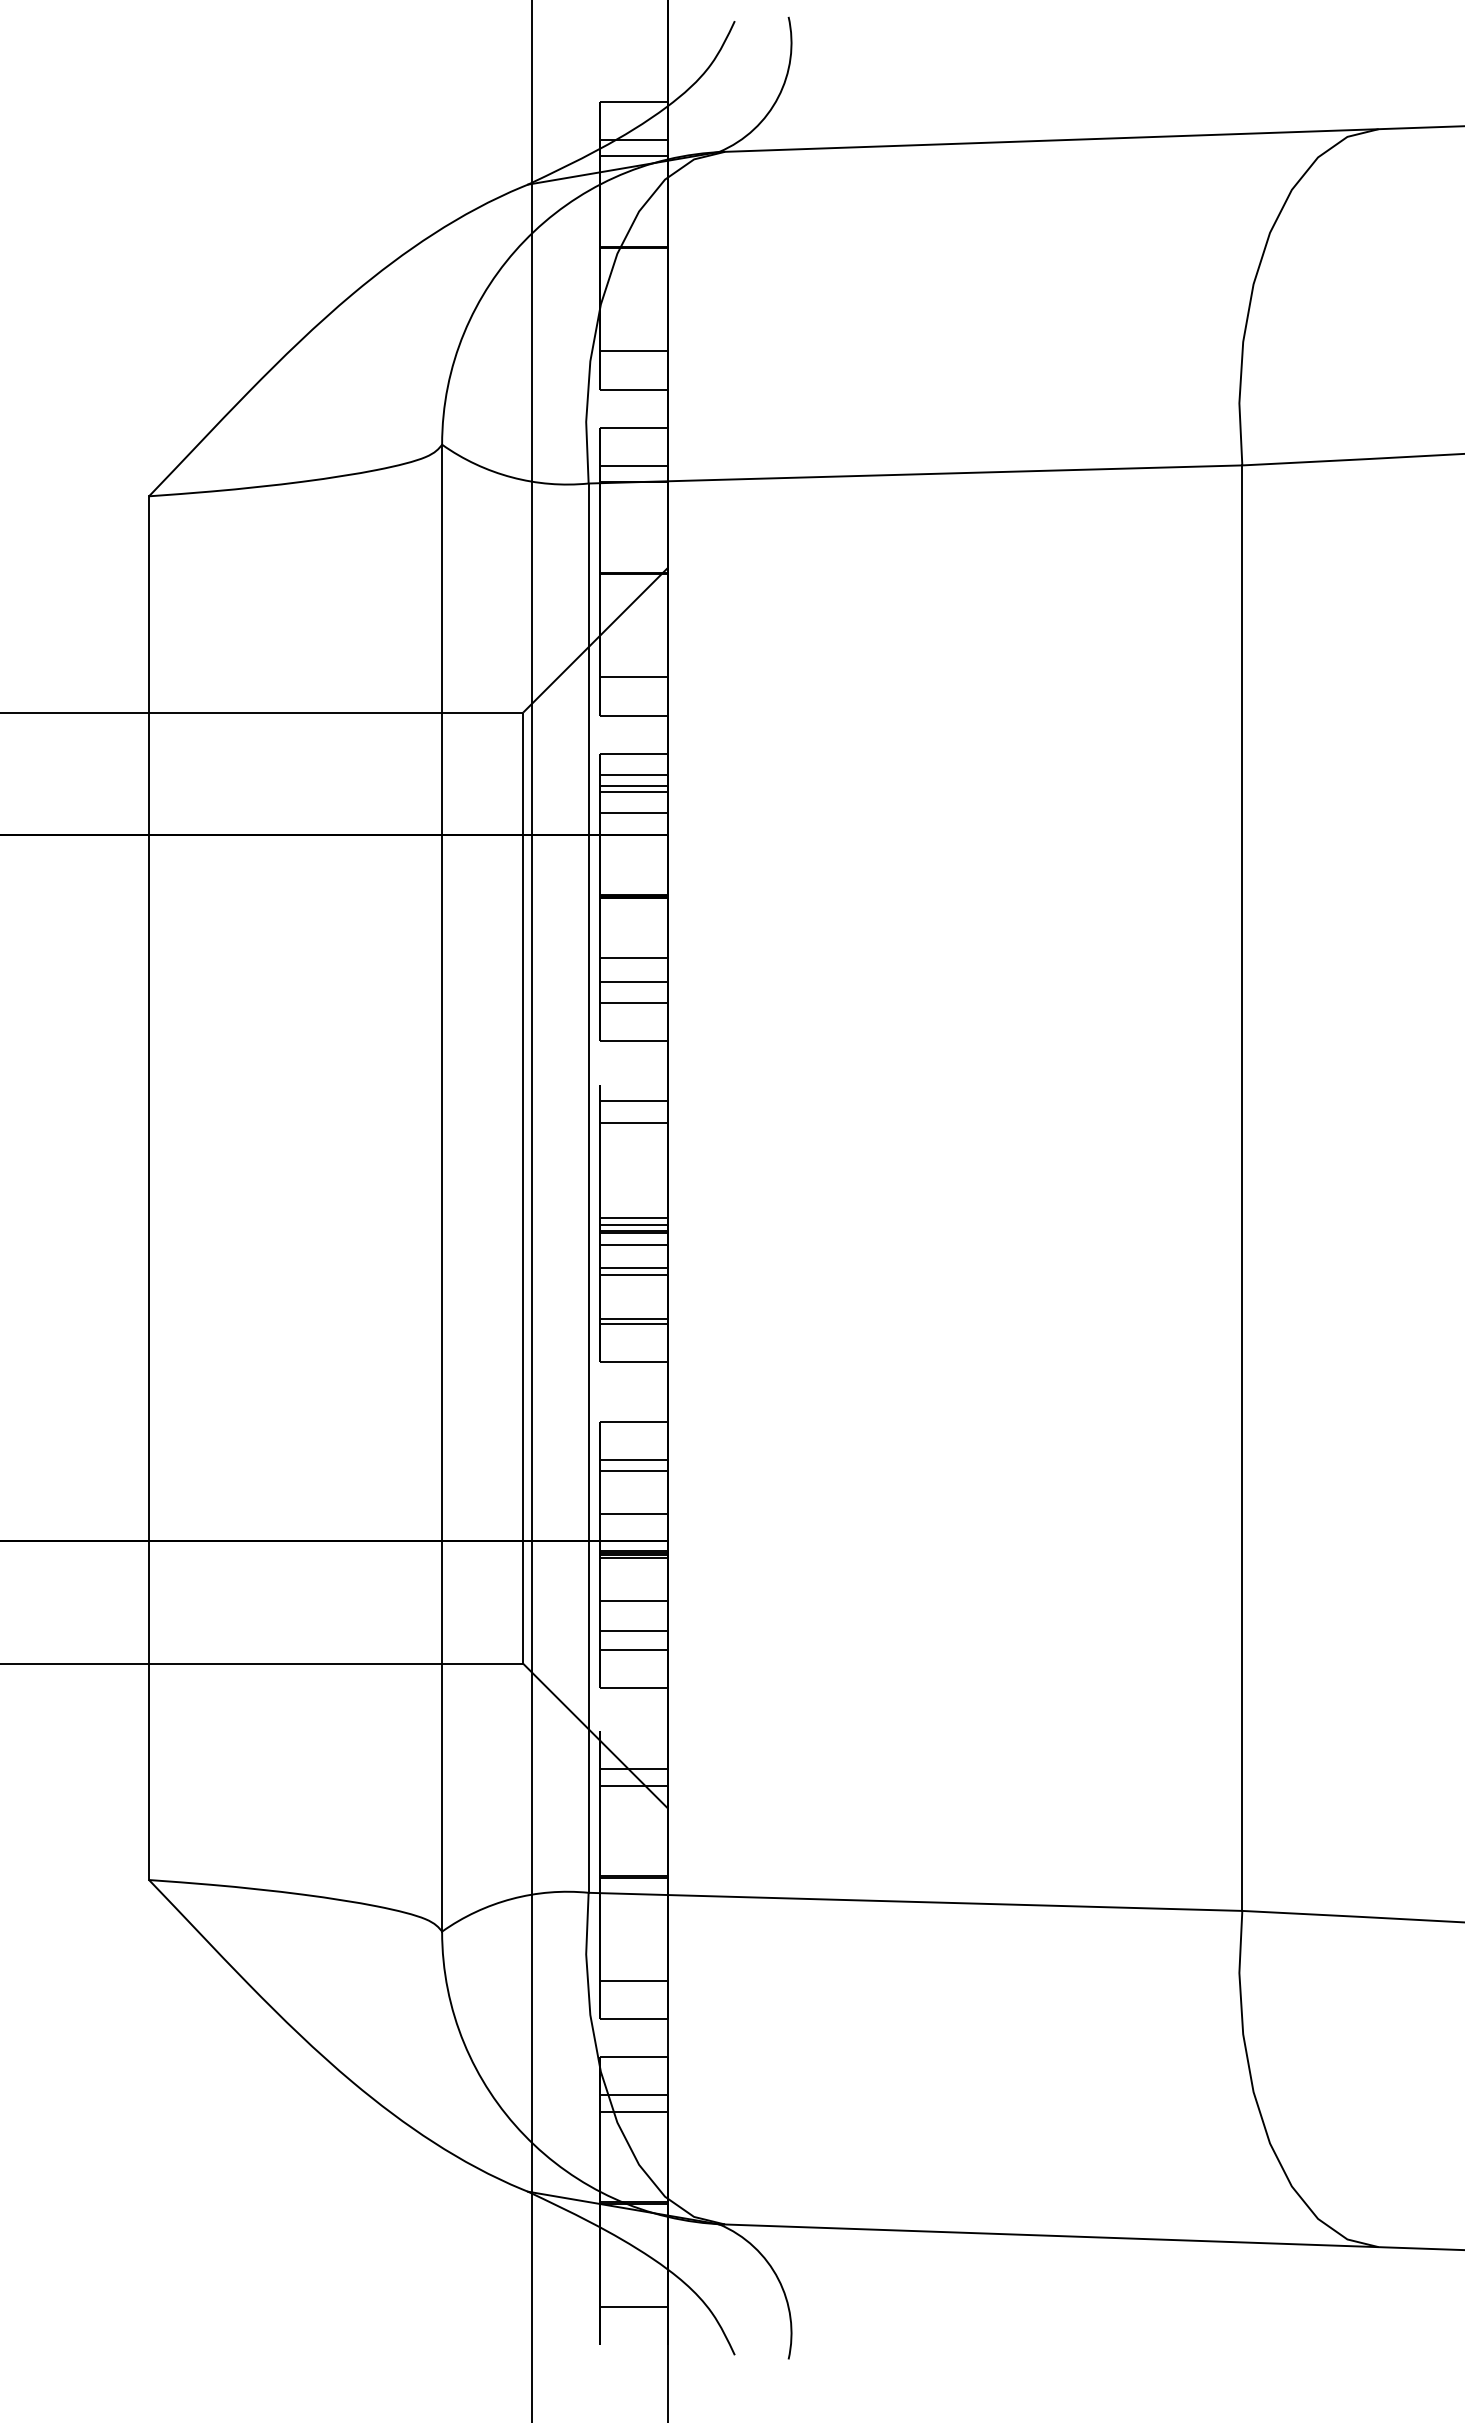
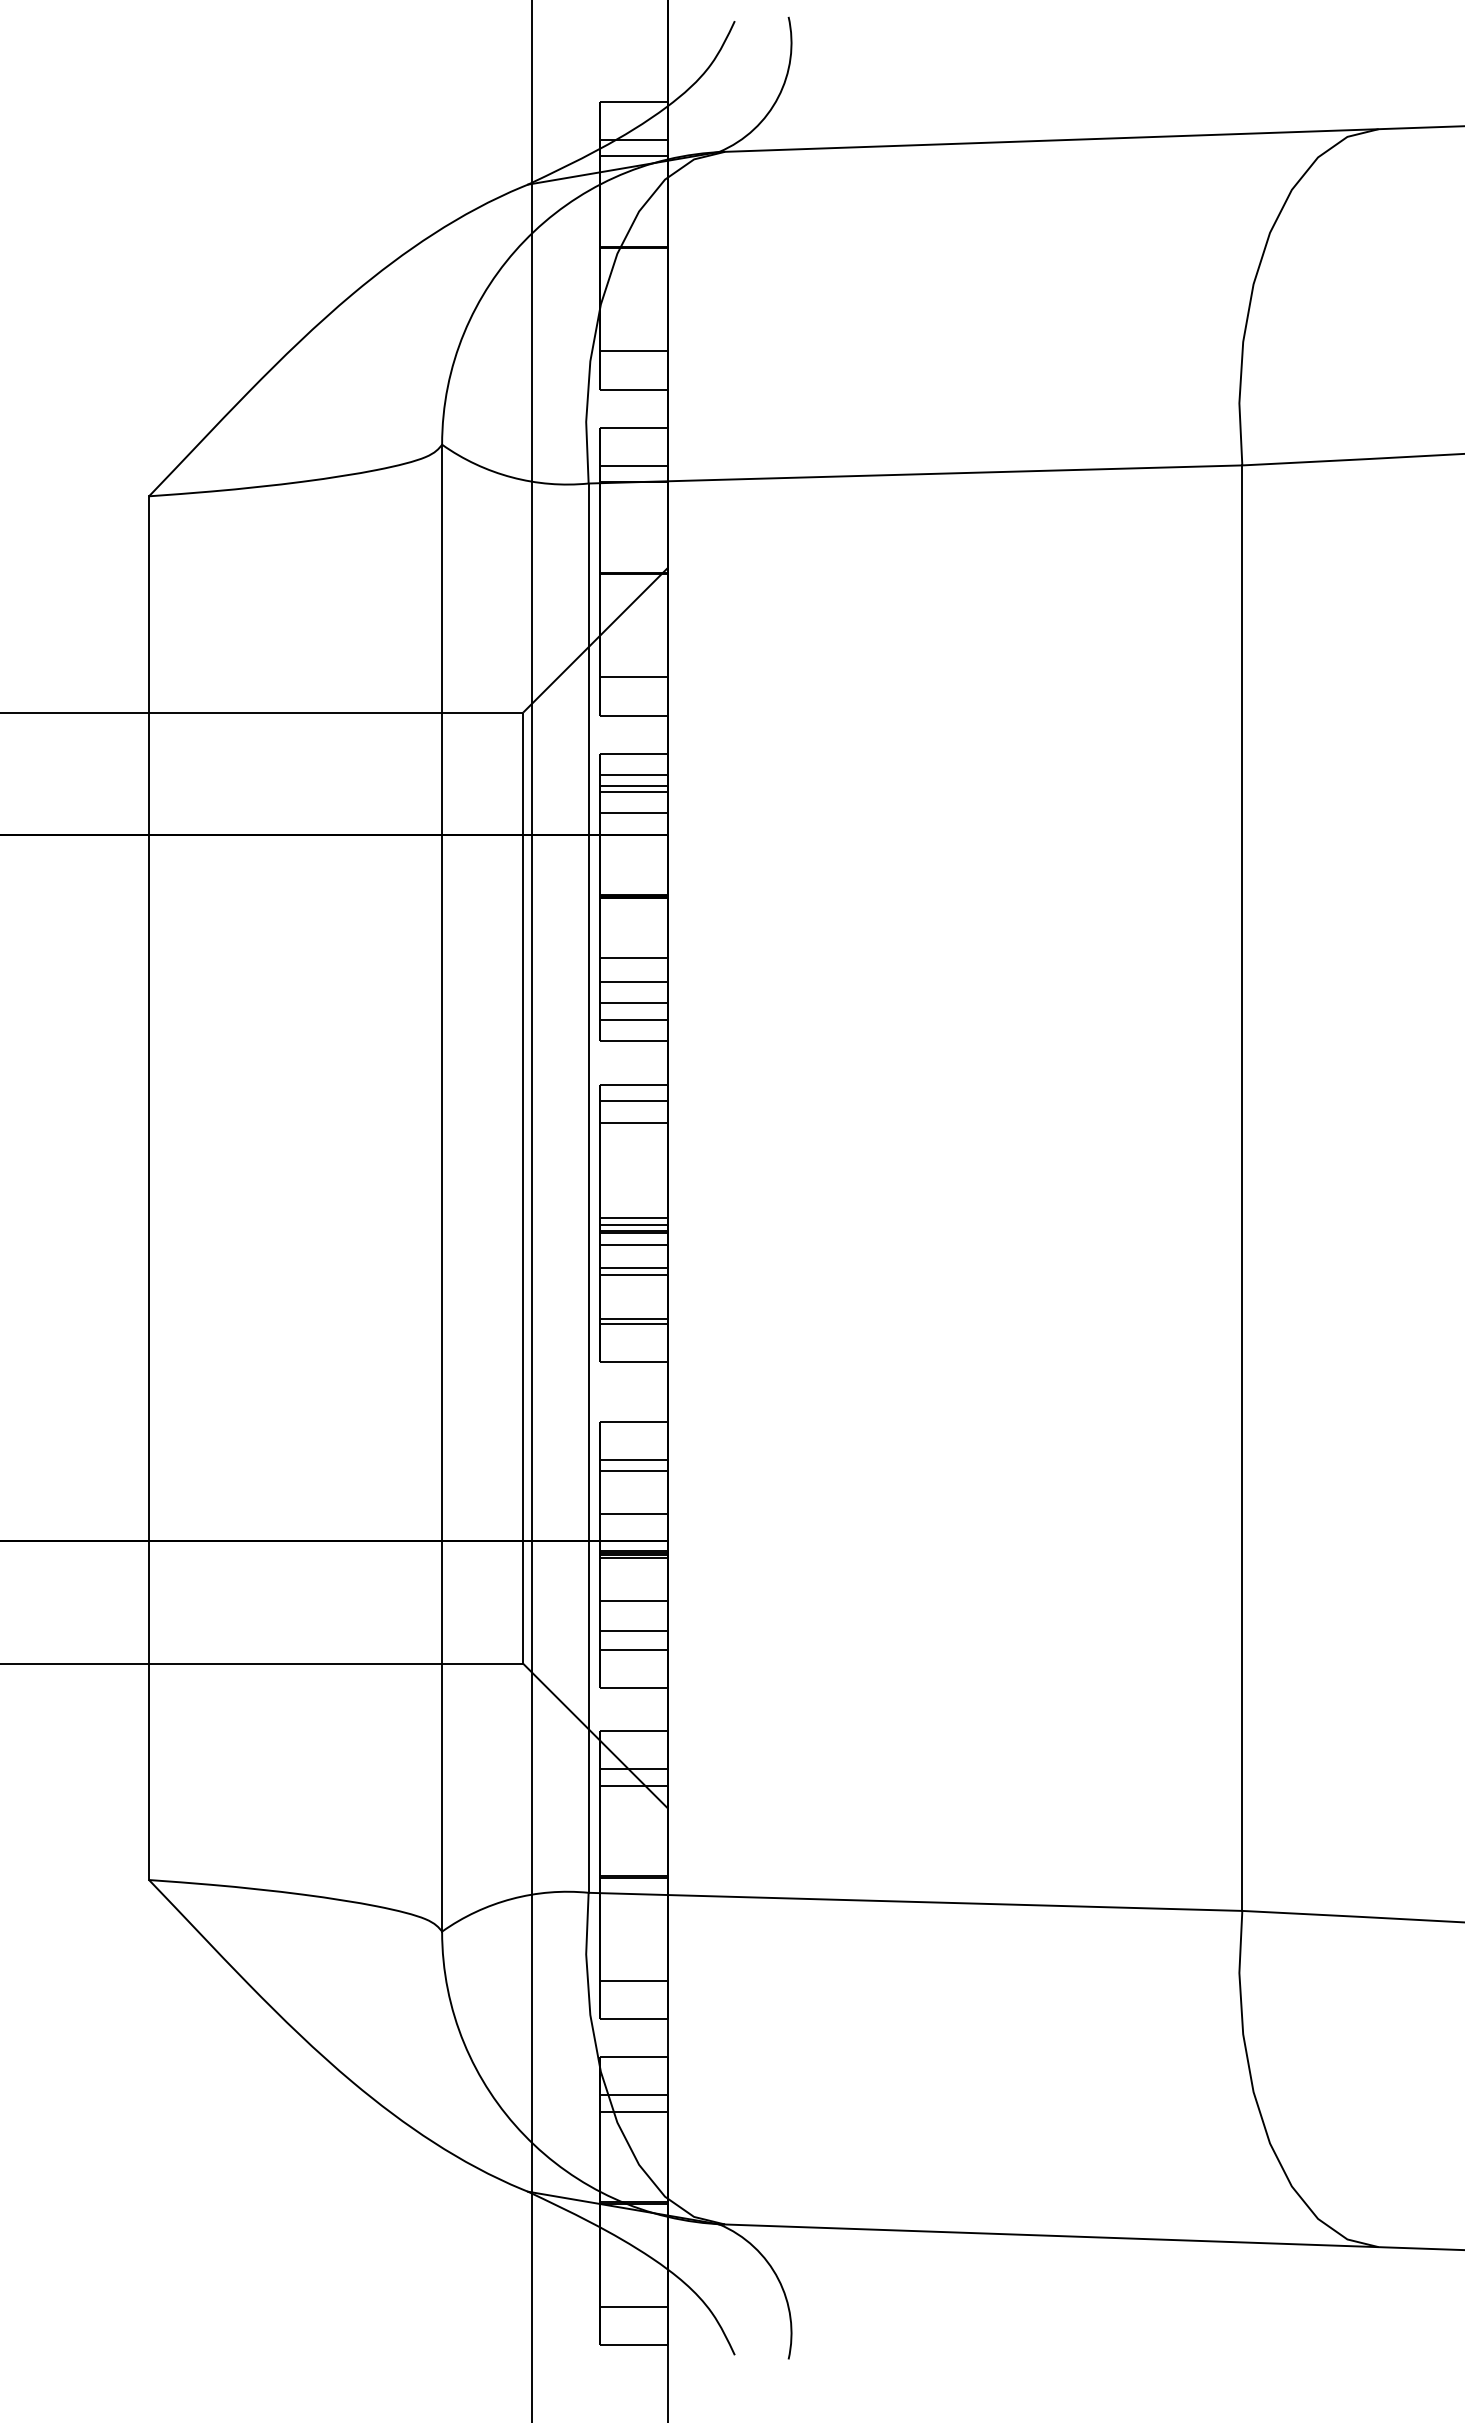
line: none -> present (633, 1019)
line: none -> present (633, 1084)
line: none -> present (633, 1731)
line: none -> present (633, 2345)
